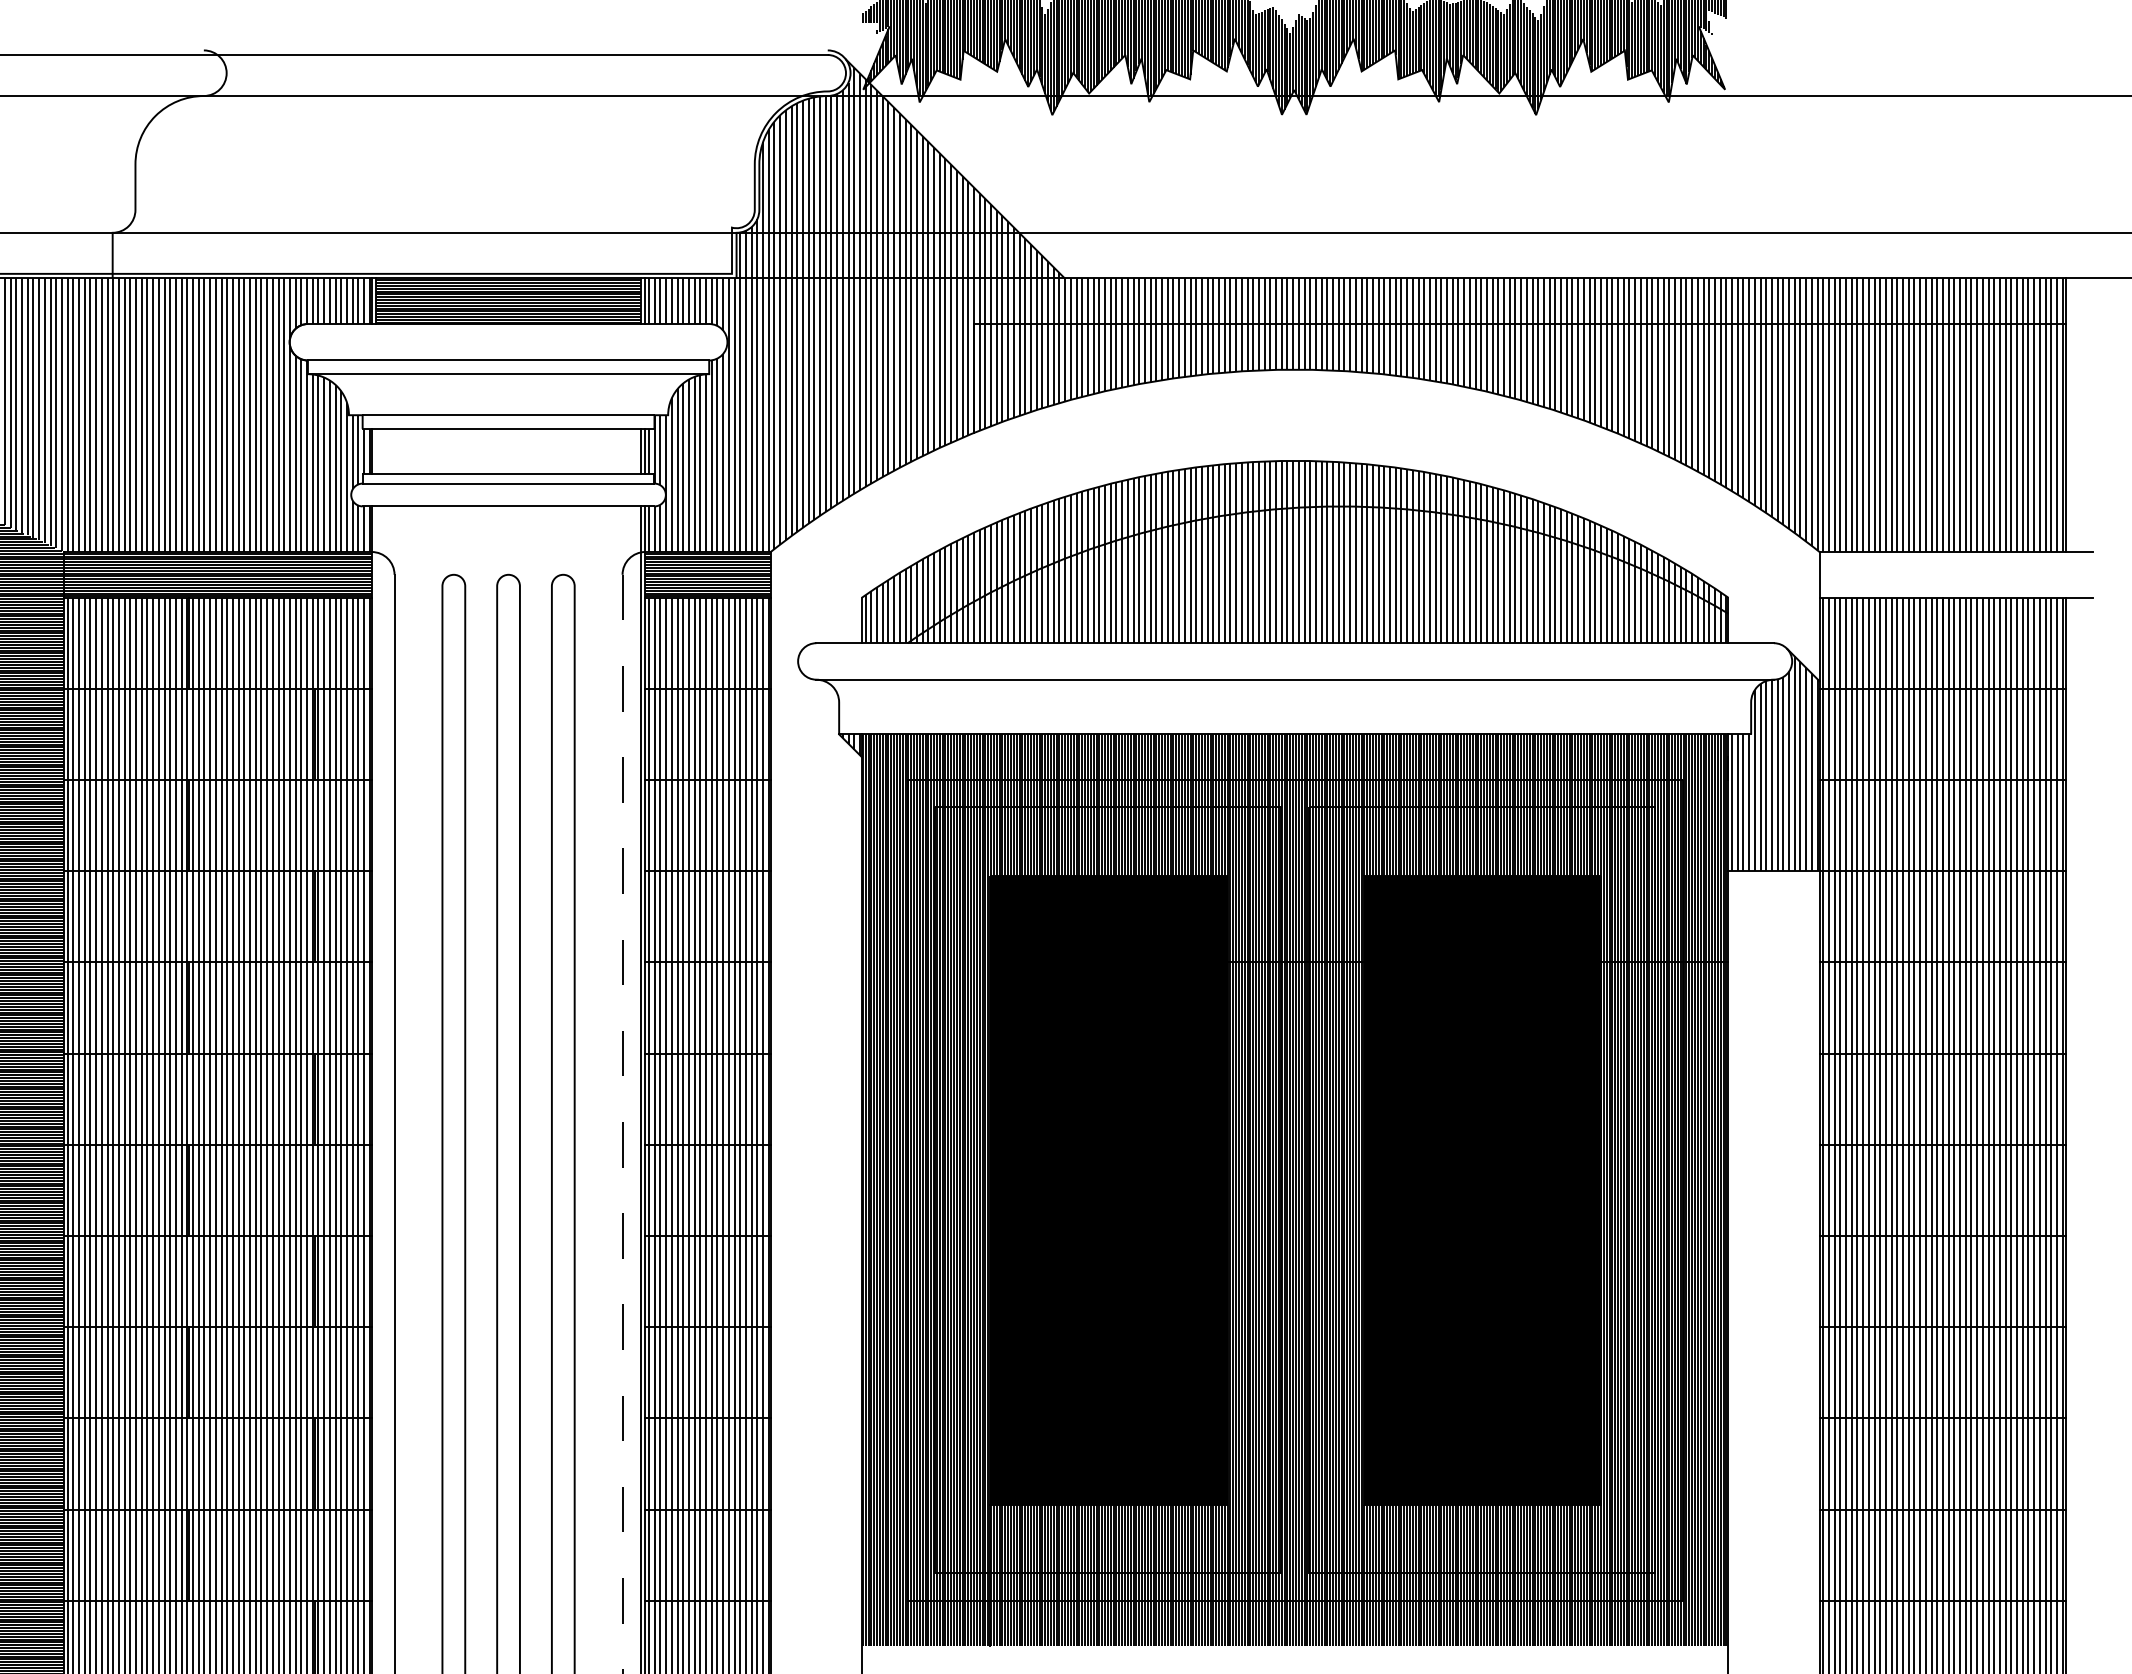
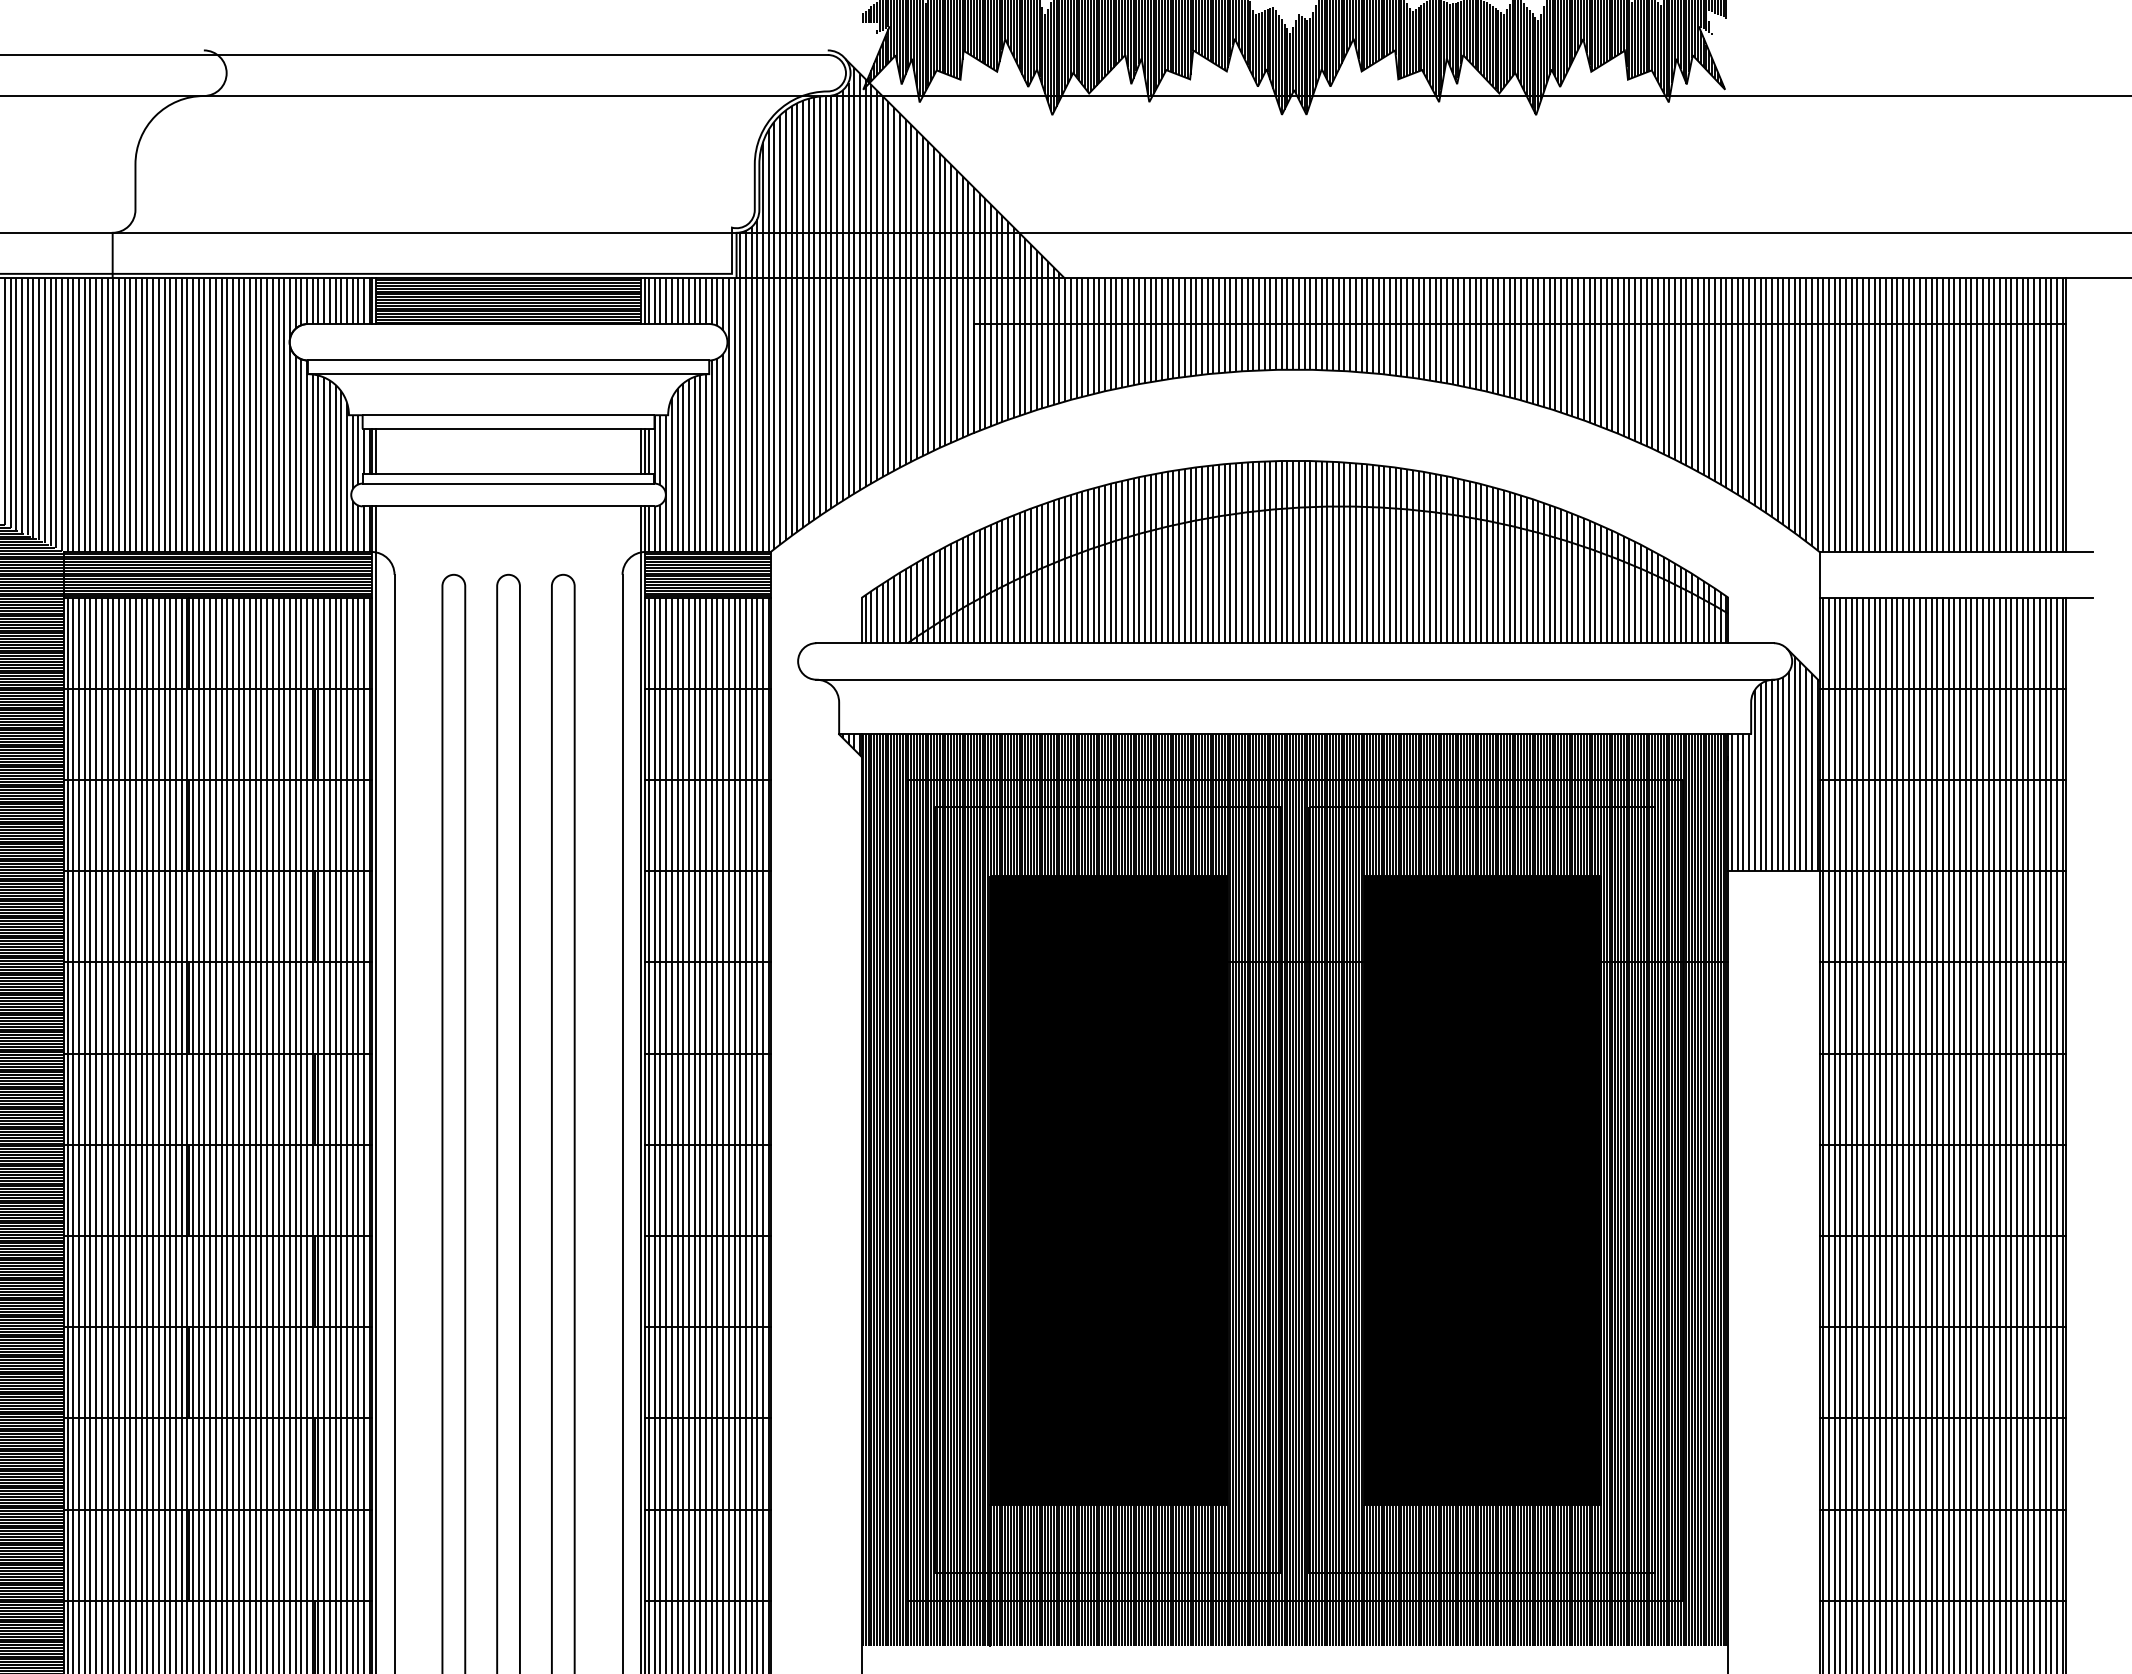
line: none -> present (376, 451)
line: none -> present (376, 1088)
line: dashed -> solid (622, 1124)
